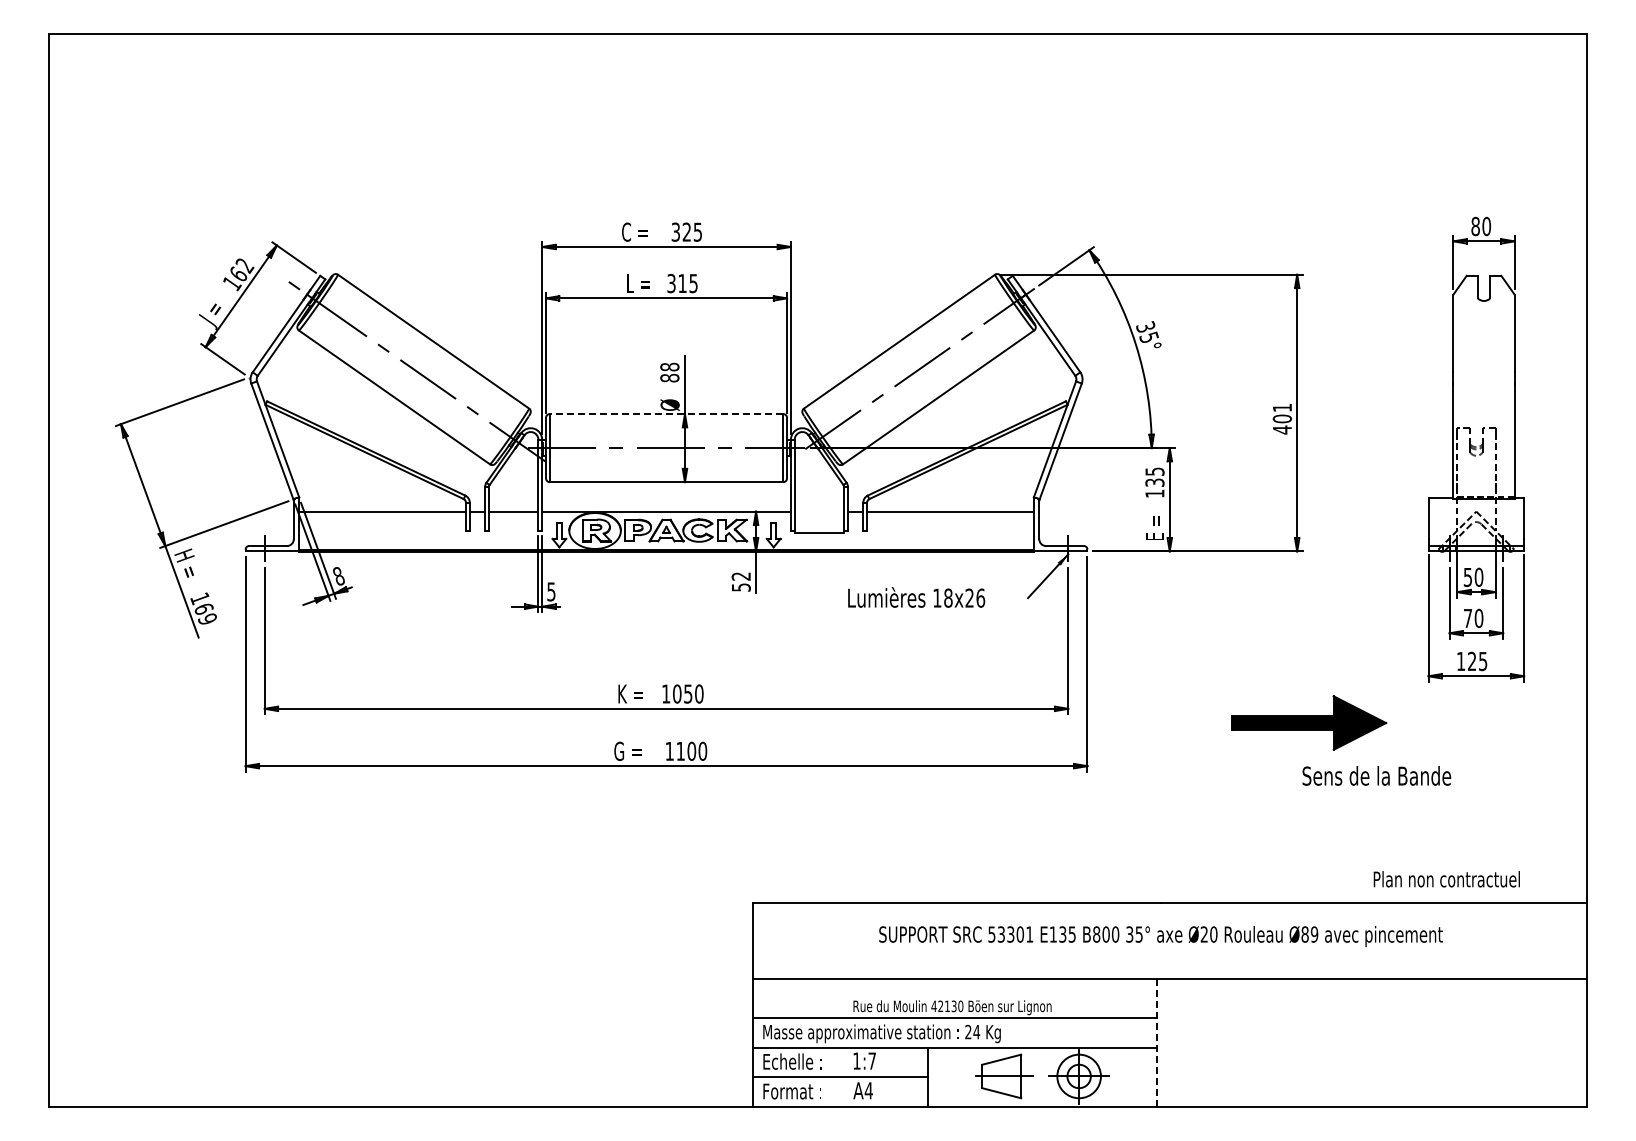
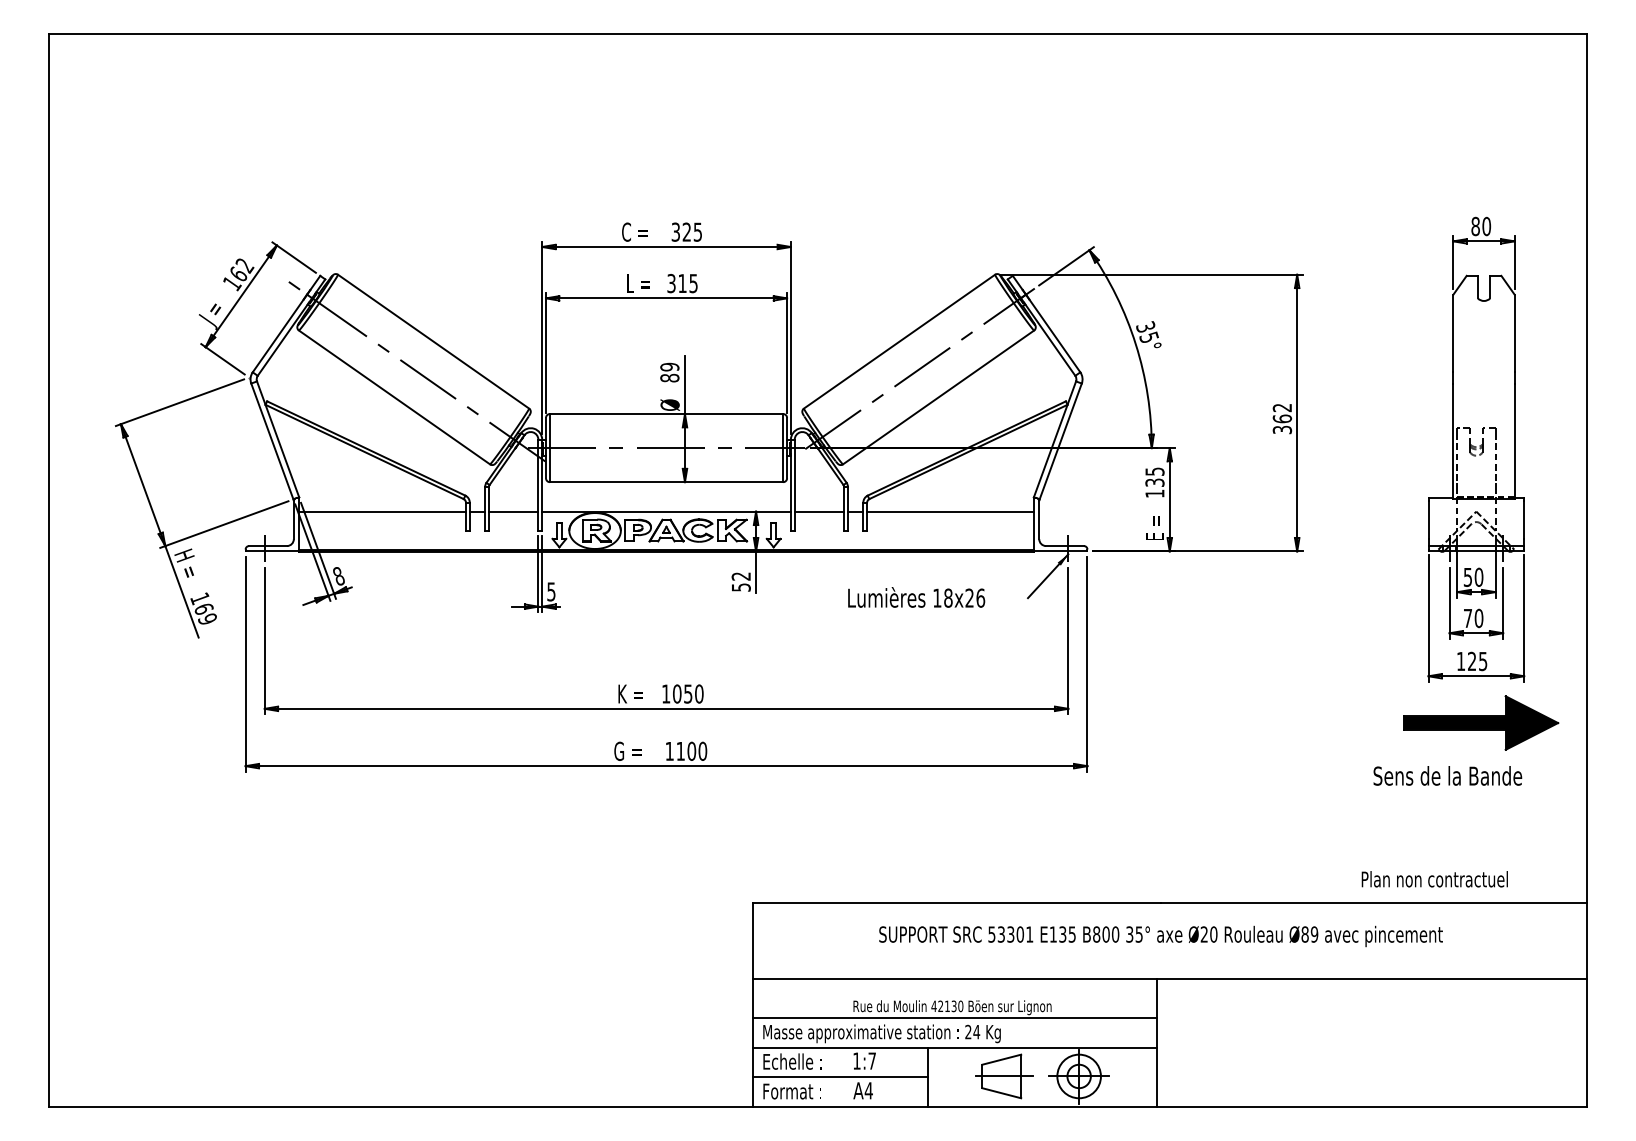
text: 88 -> 89 (669, 366)
line: dashed -> solid (666, 414)
text: 401 -> 362 (1282, 419)
line position: (819, 532) -> (819, 511) (819, 511)
part position: (1309, 722) -> (1481, 722) (1481, 722)
text position: (1376, 775) -> (1447, 775) (1447, 775)
text position: (1446, 879) -> (1434, 879) (1434, 879)
line: dashed -> solid (1156, 1042)
